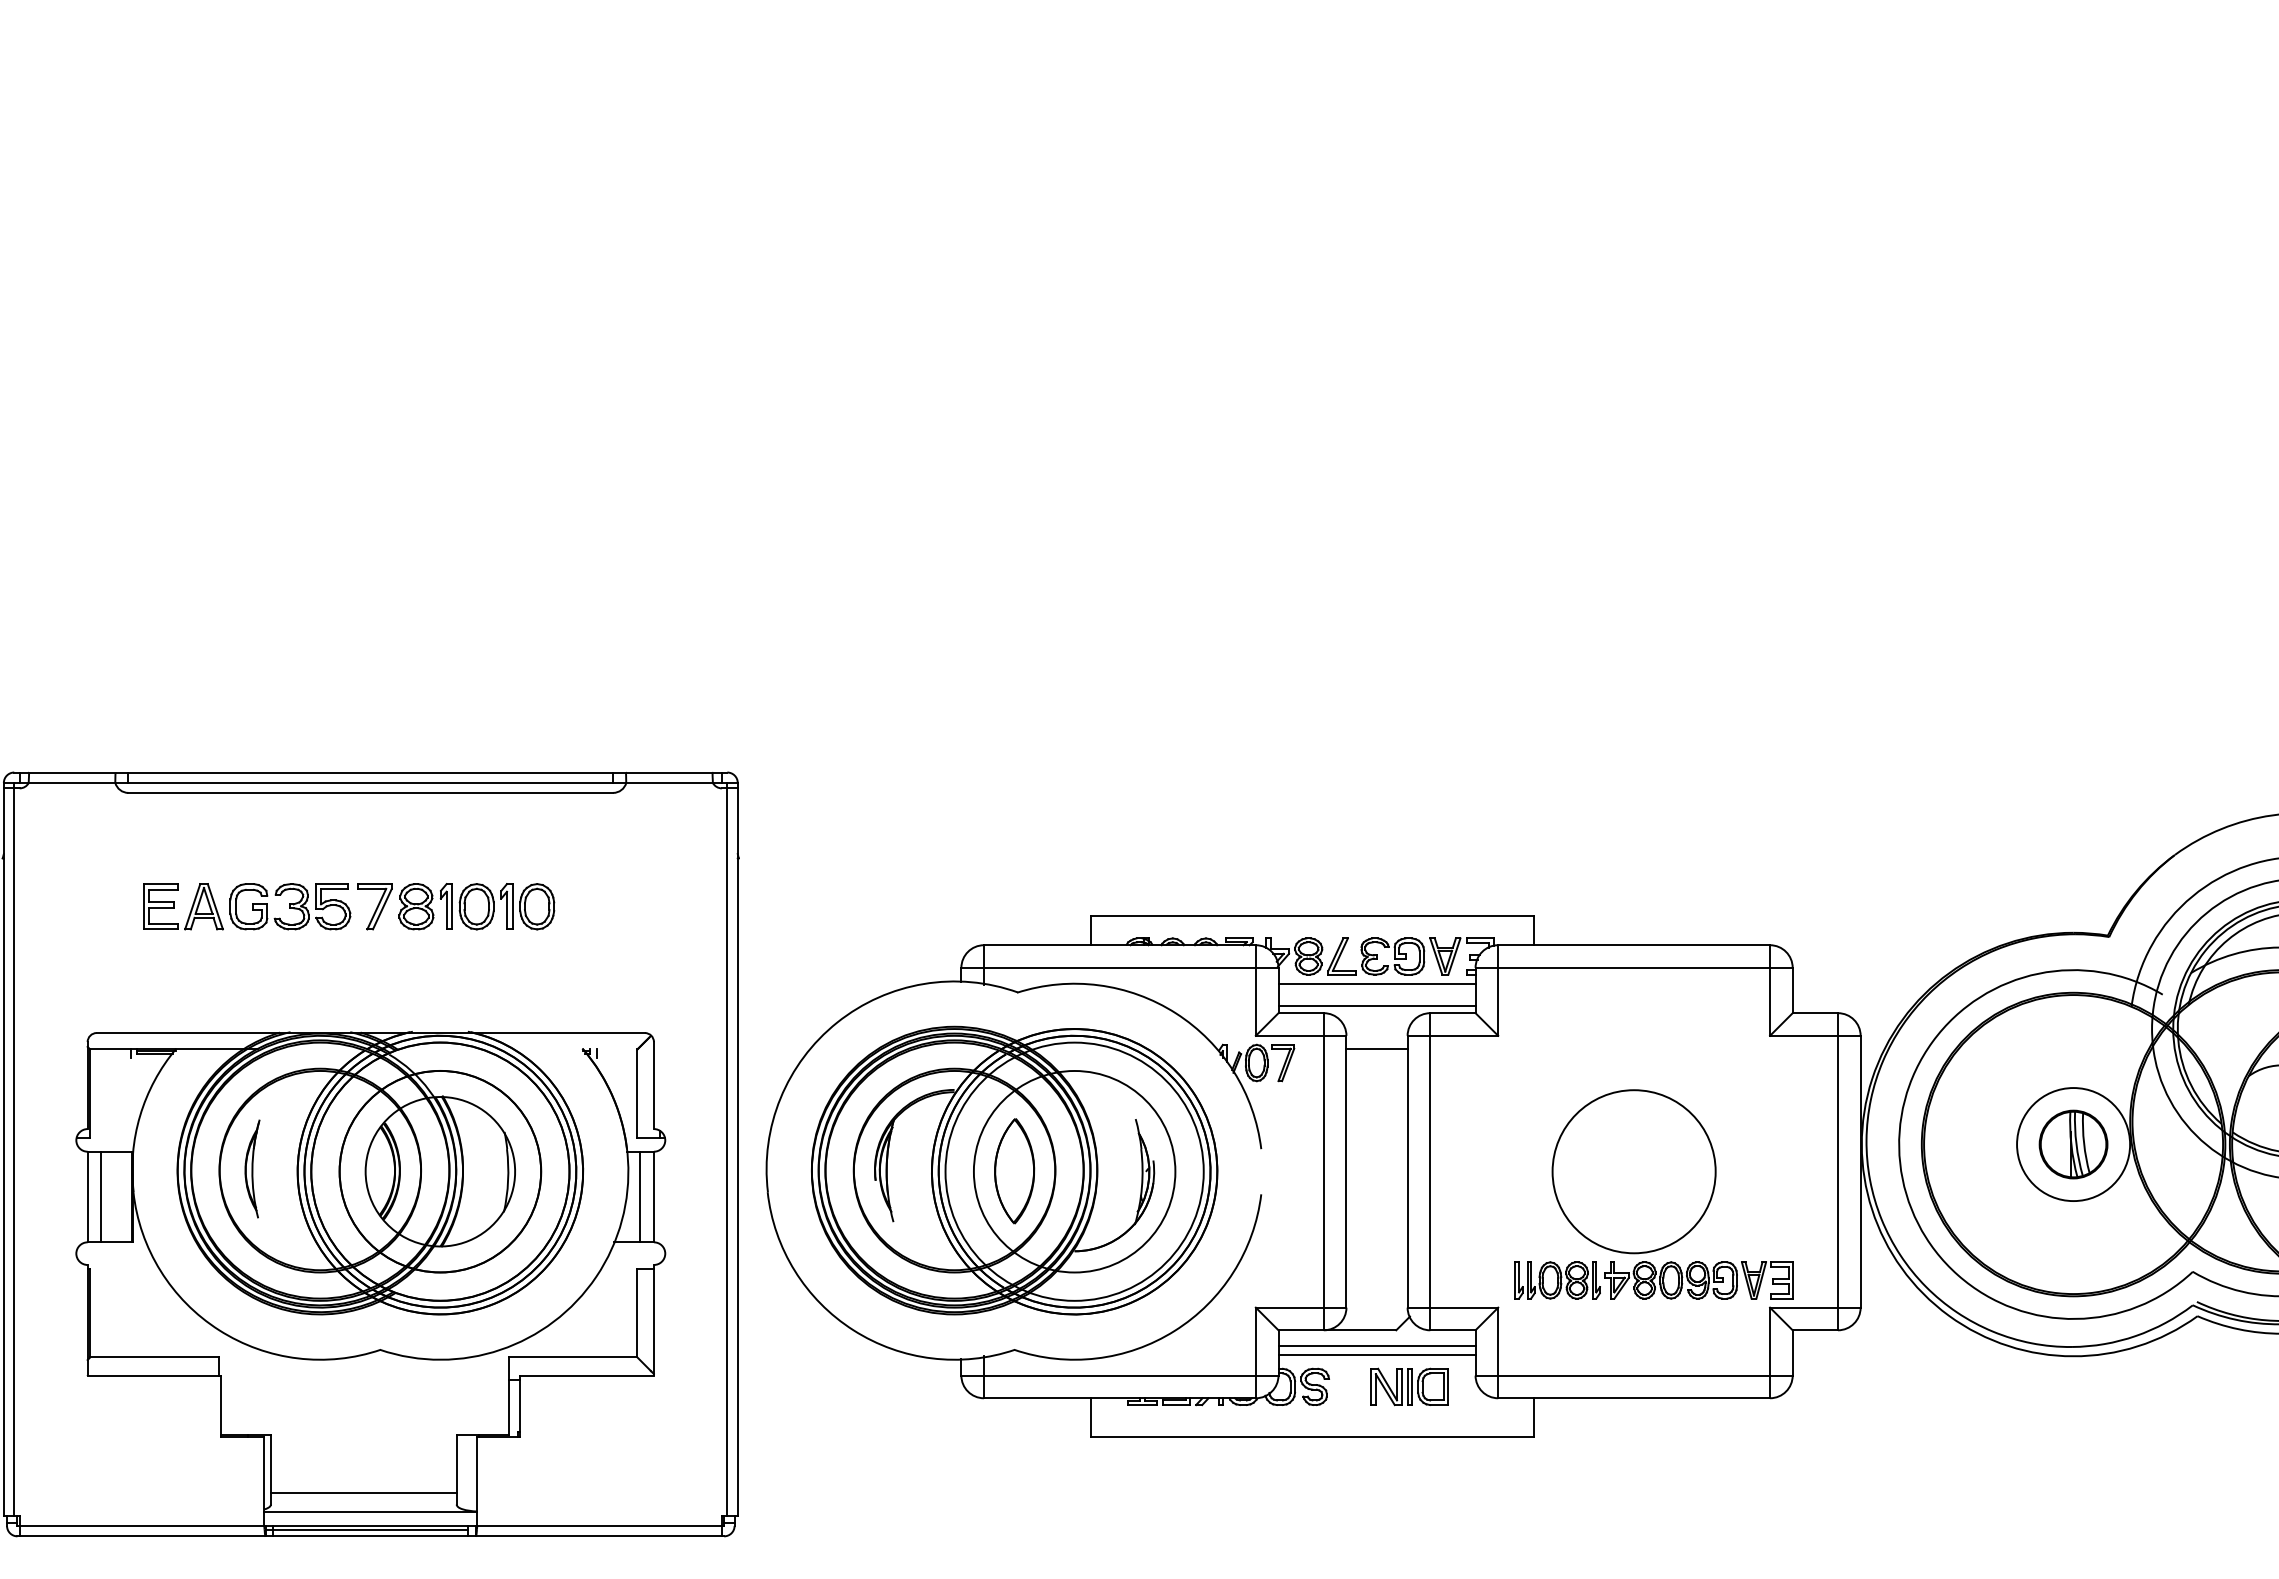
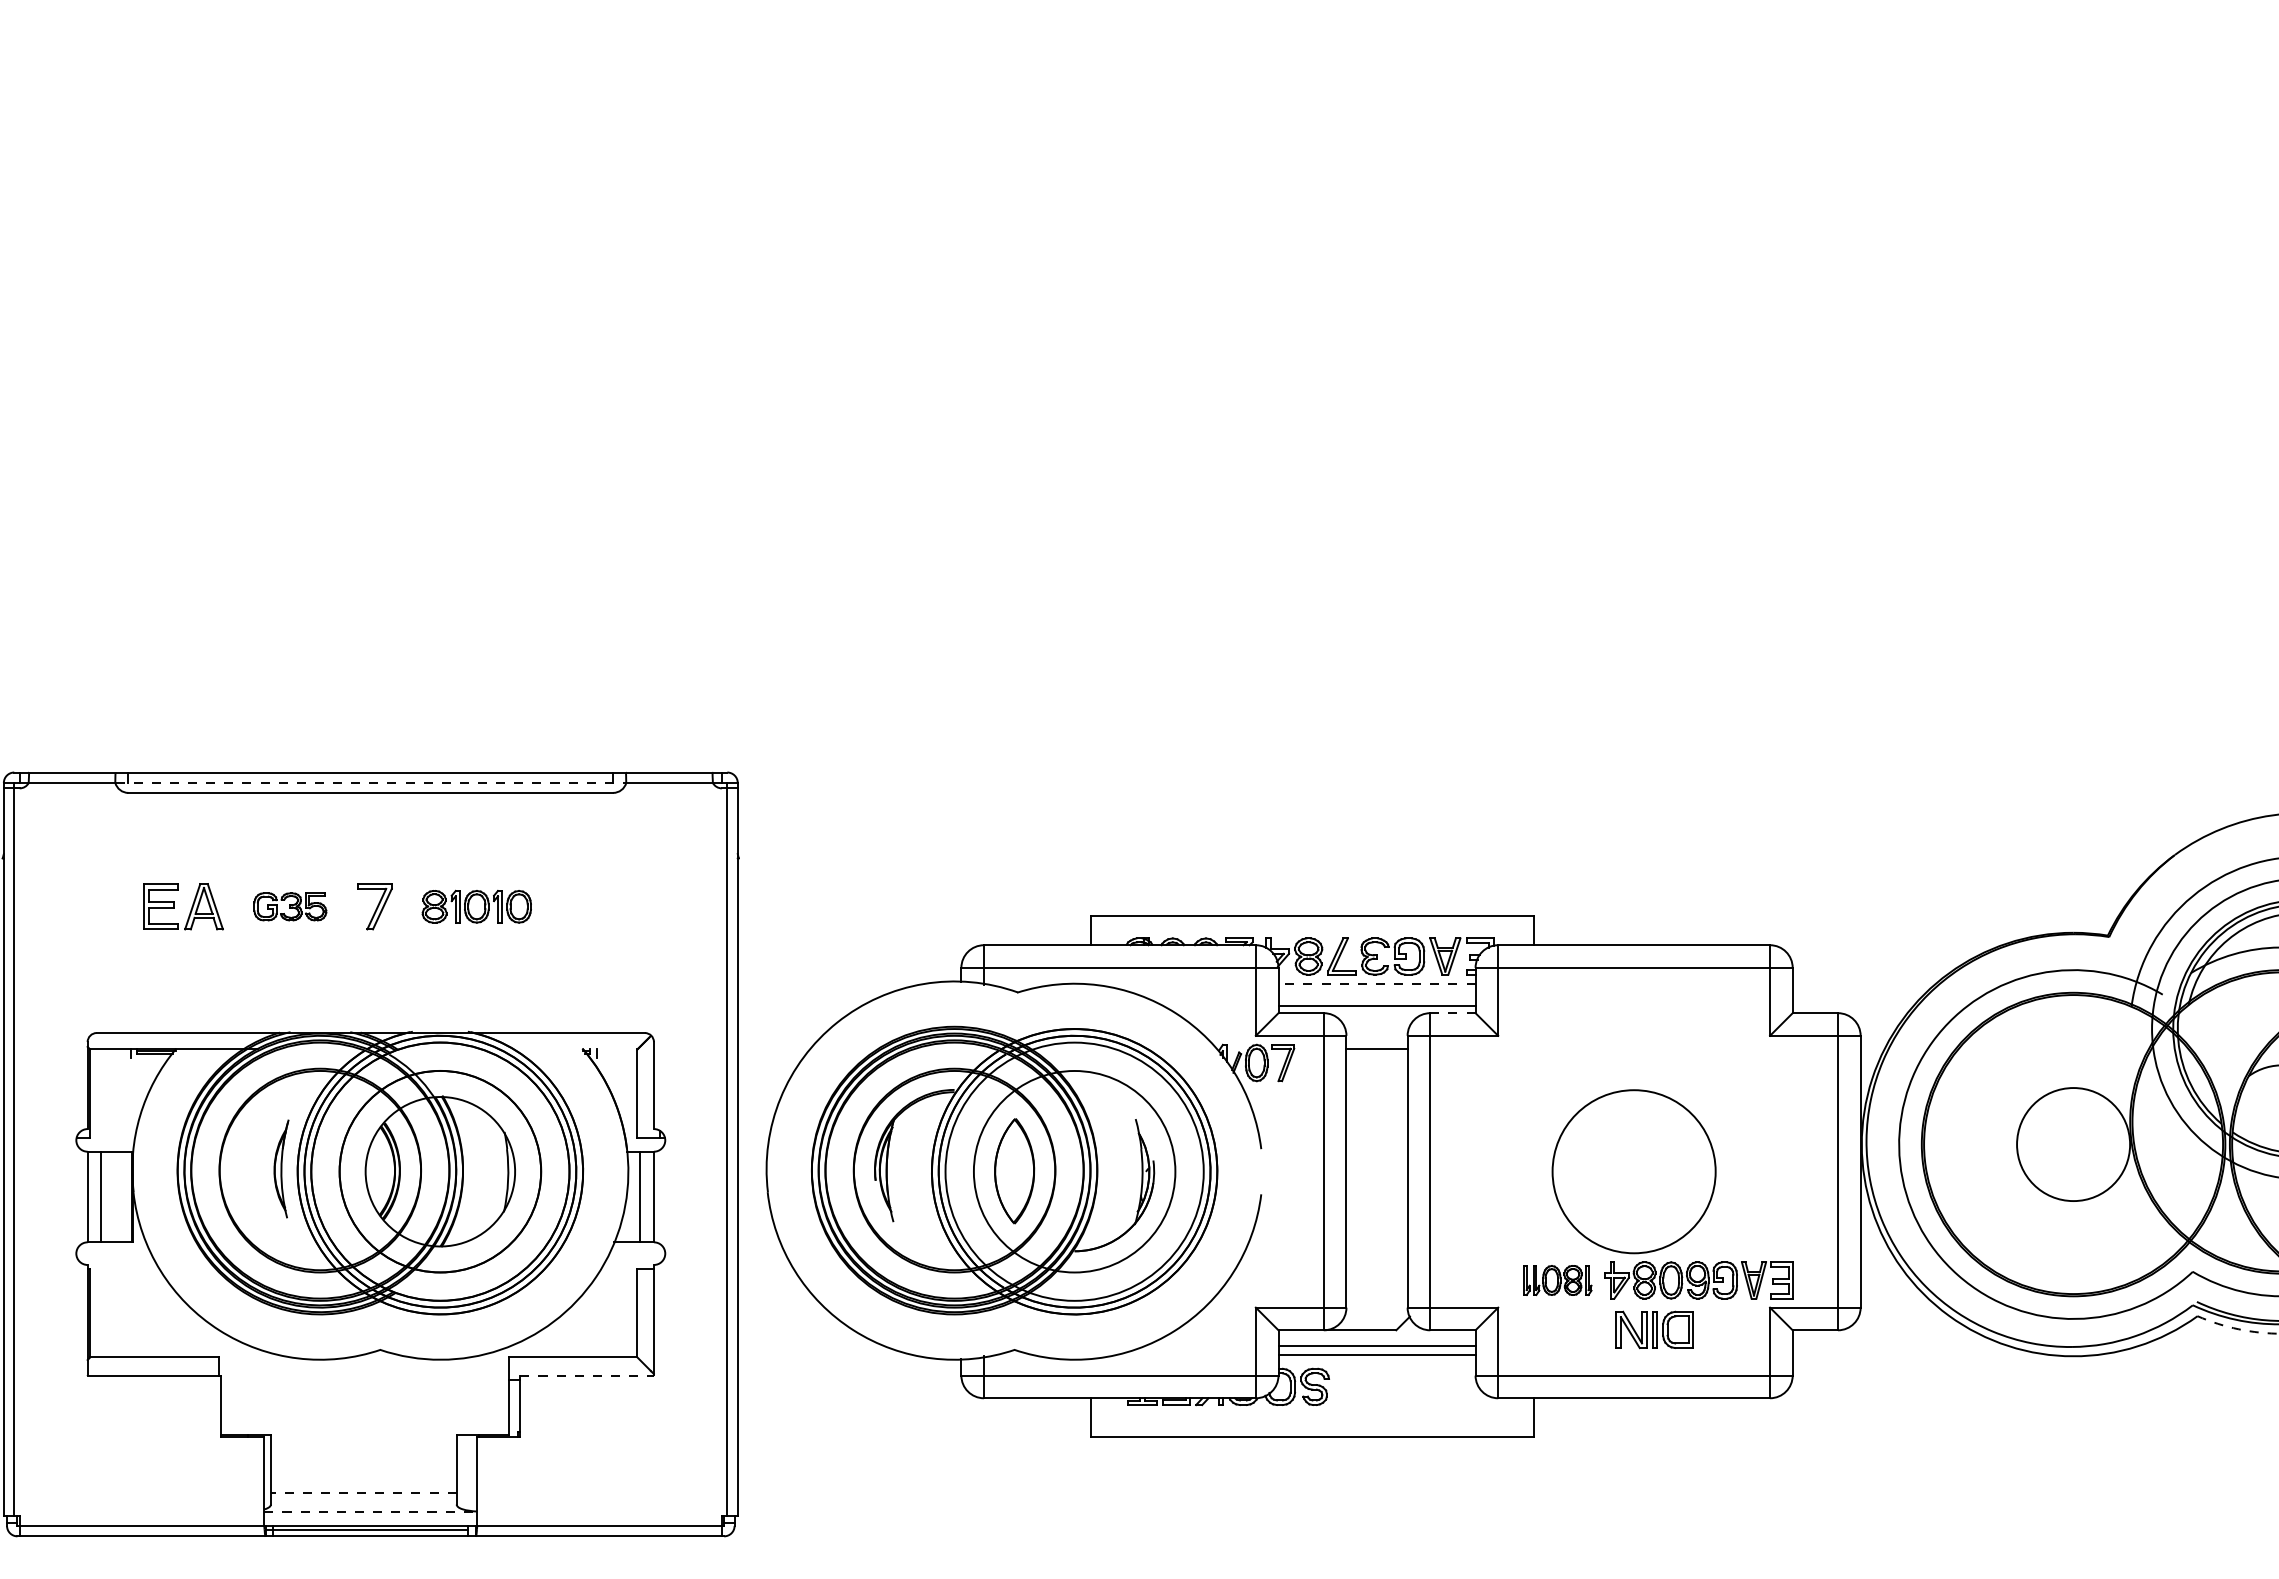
line: solid -> dashed (371, 782)
part size: 123x48 px -> 75x30 px (290, 906)
part size: 158x48 px -> 111x35 px (476, 906)
line: solid -> dashed (1377, 983)
line: solid -> dashed (1452, 1013)
part: present -> none (2073, 1144)
part position: (252, 1168) -> (281, 1168) (281, 1168)
part size: 87x39 px -> 70x31 px (1557, 1280)
arc: solid -> dashed (2237, 1329)
line: solid -> dashed (587, 1376)
part position: (1409, 1386) -> (1654, 1329) (1654, 1329)
line: solid -> dashed (363, 1493)
line: solid -> dashed (371, 1511)
